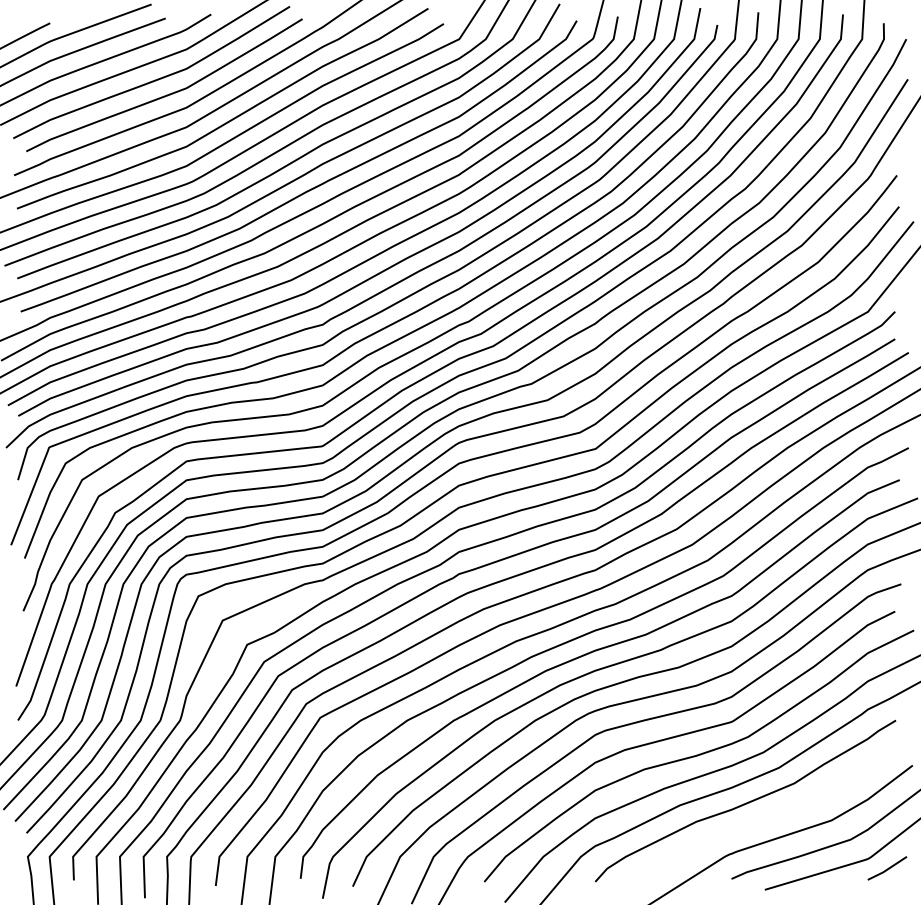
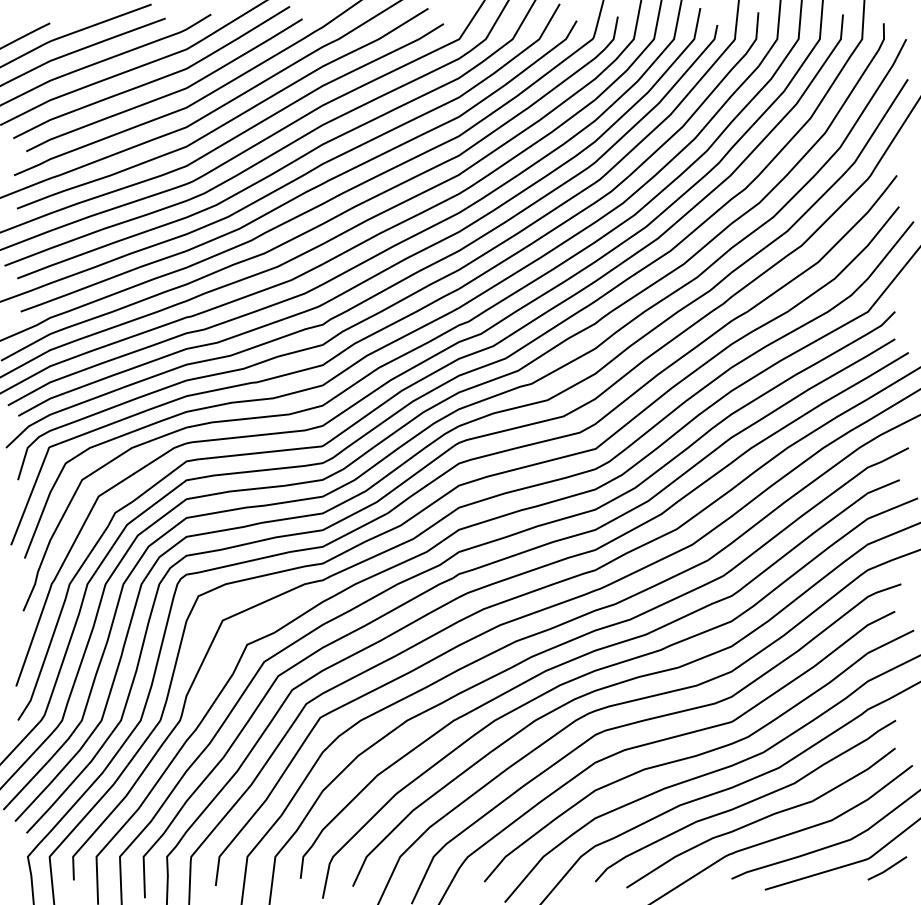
curve: none -> present (760, 818)
